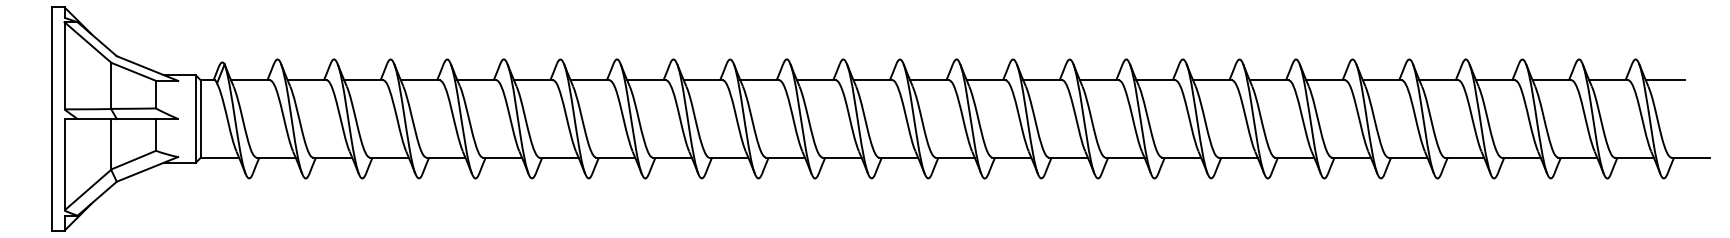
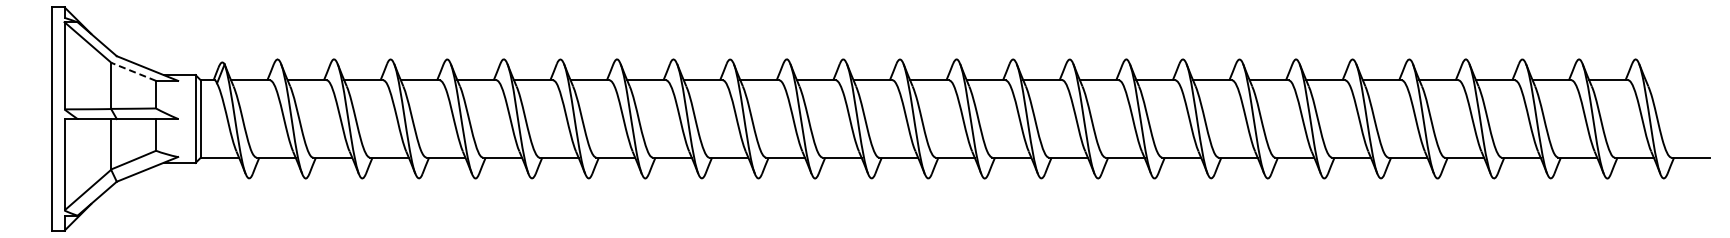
line: solid -> dashed (133, 71)
line: present -> none (1664, 80)
